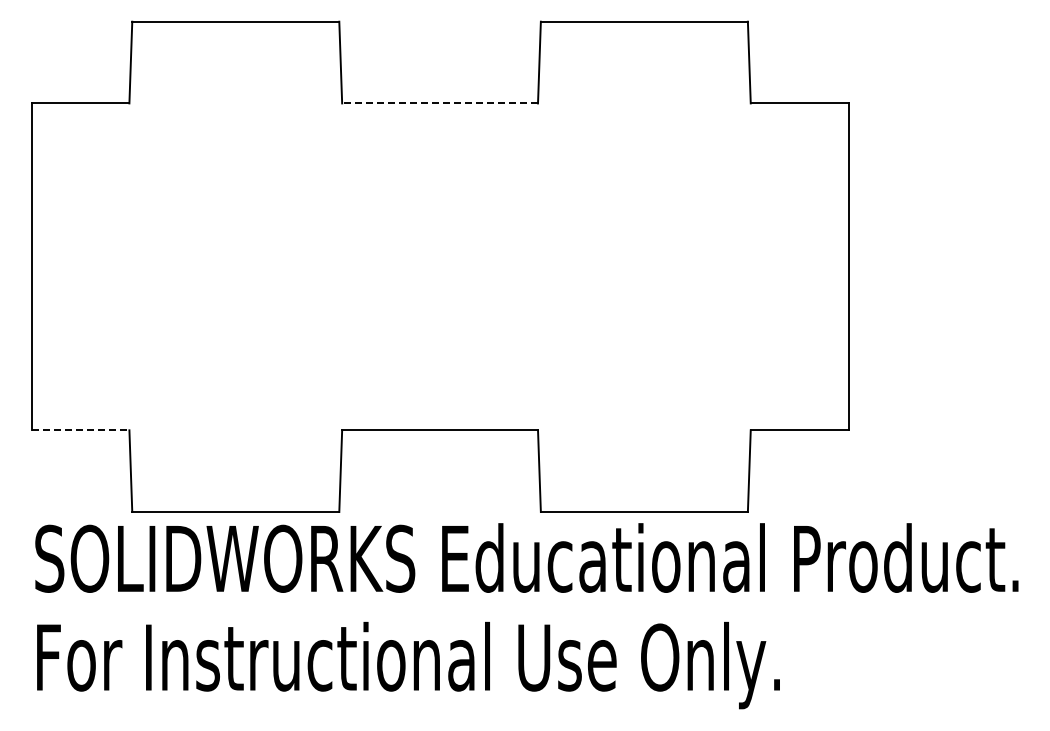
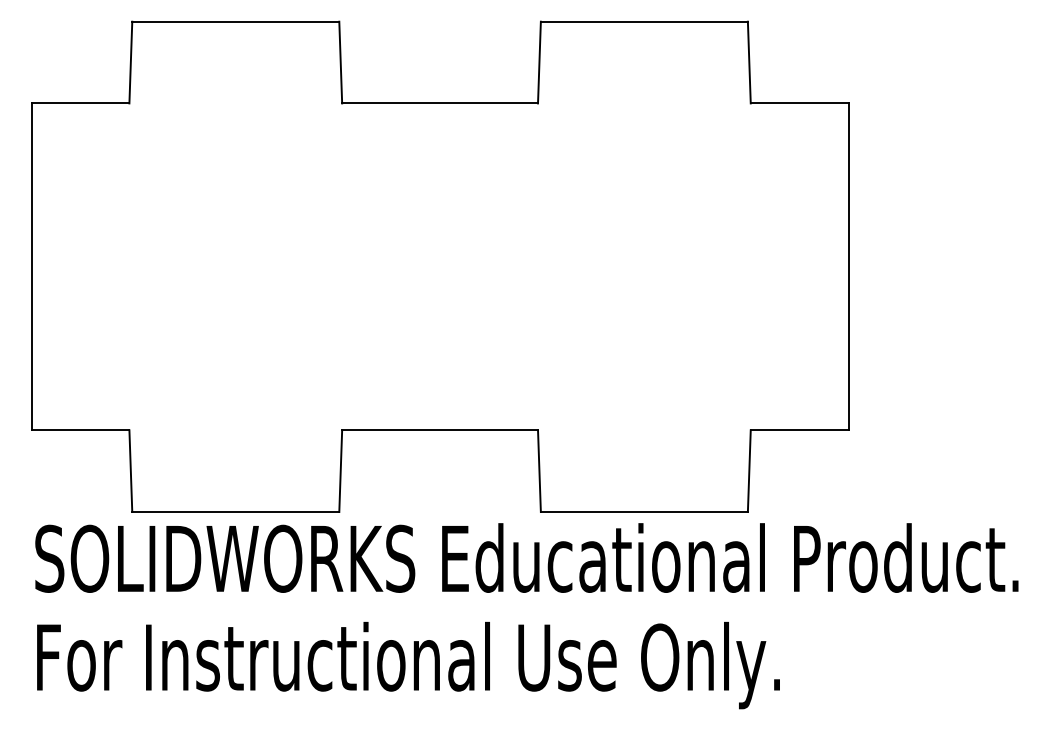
line: dashed -> solid (440, 103)
line: dashed -> solid (80, 430)
